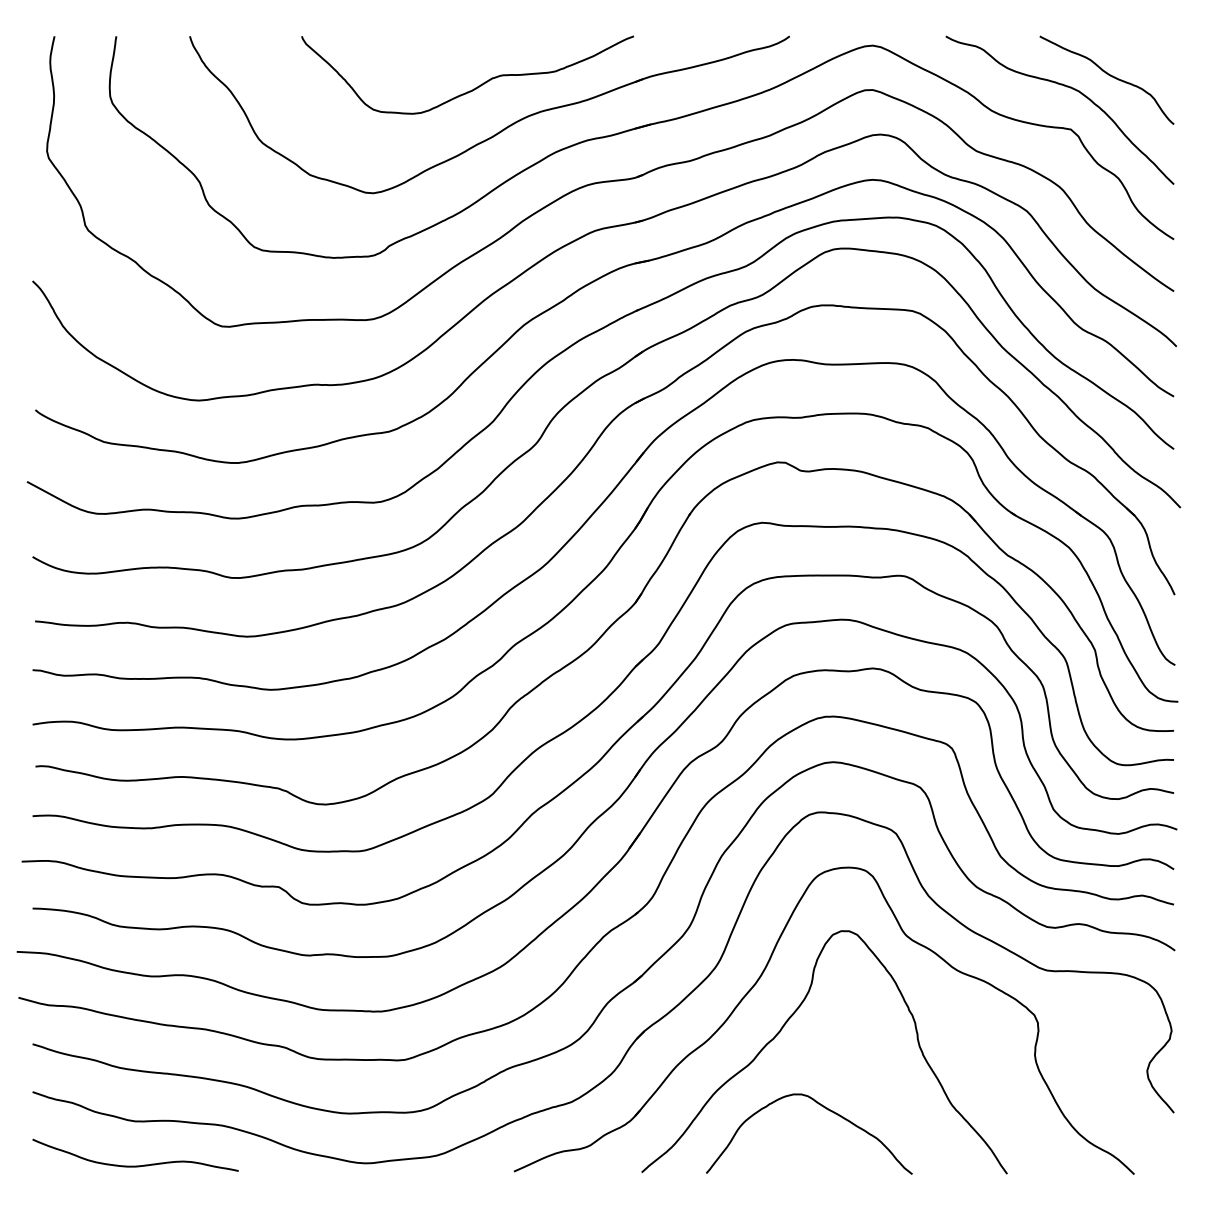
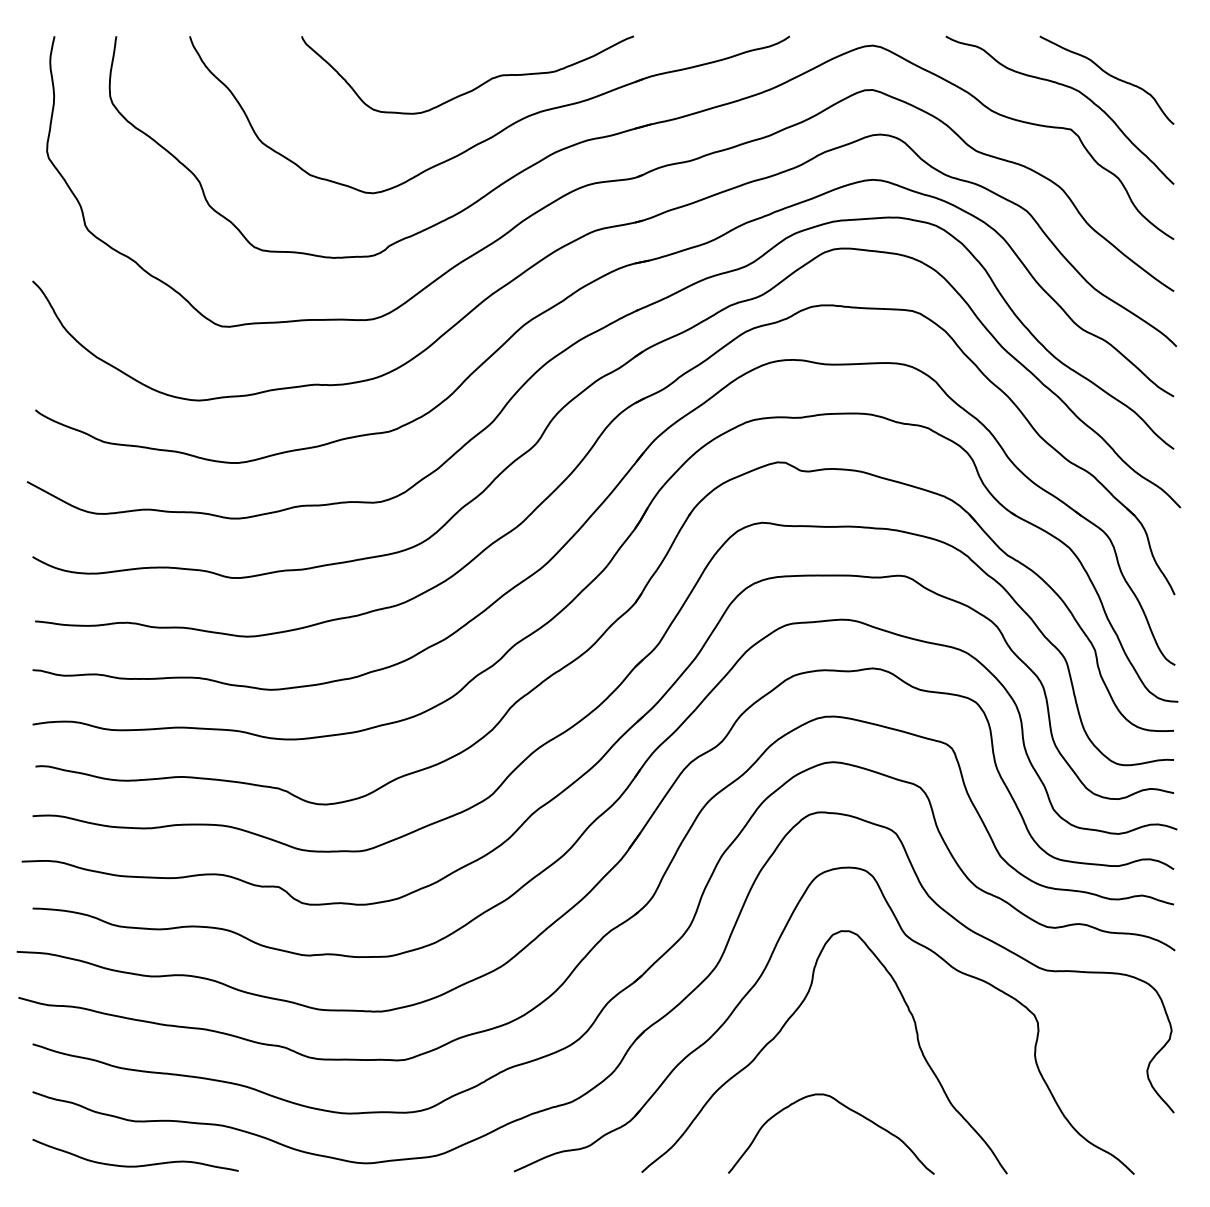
curve position: (824, 1108) -> (846, 1108) (846, 1108)
